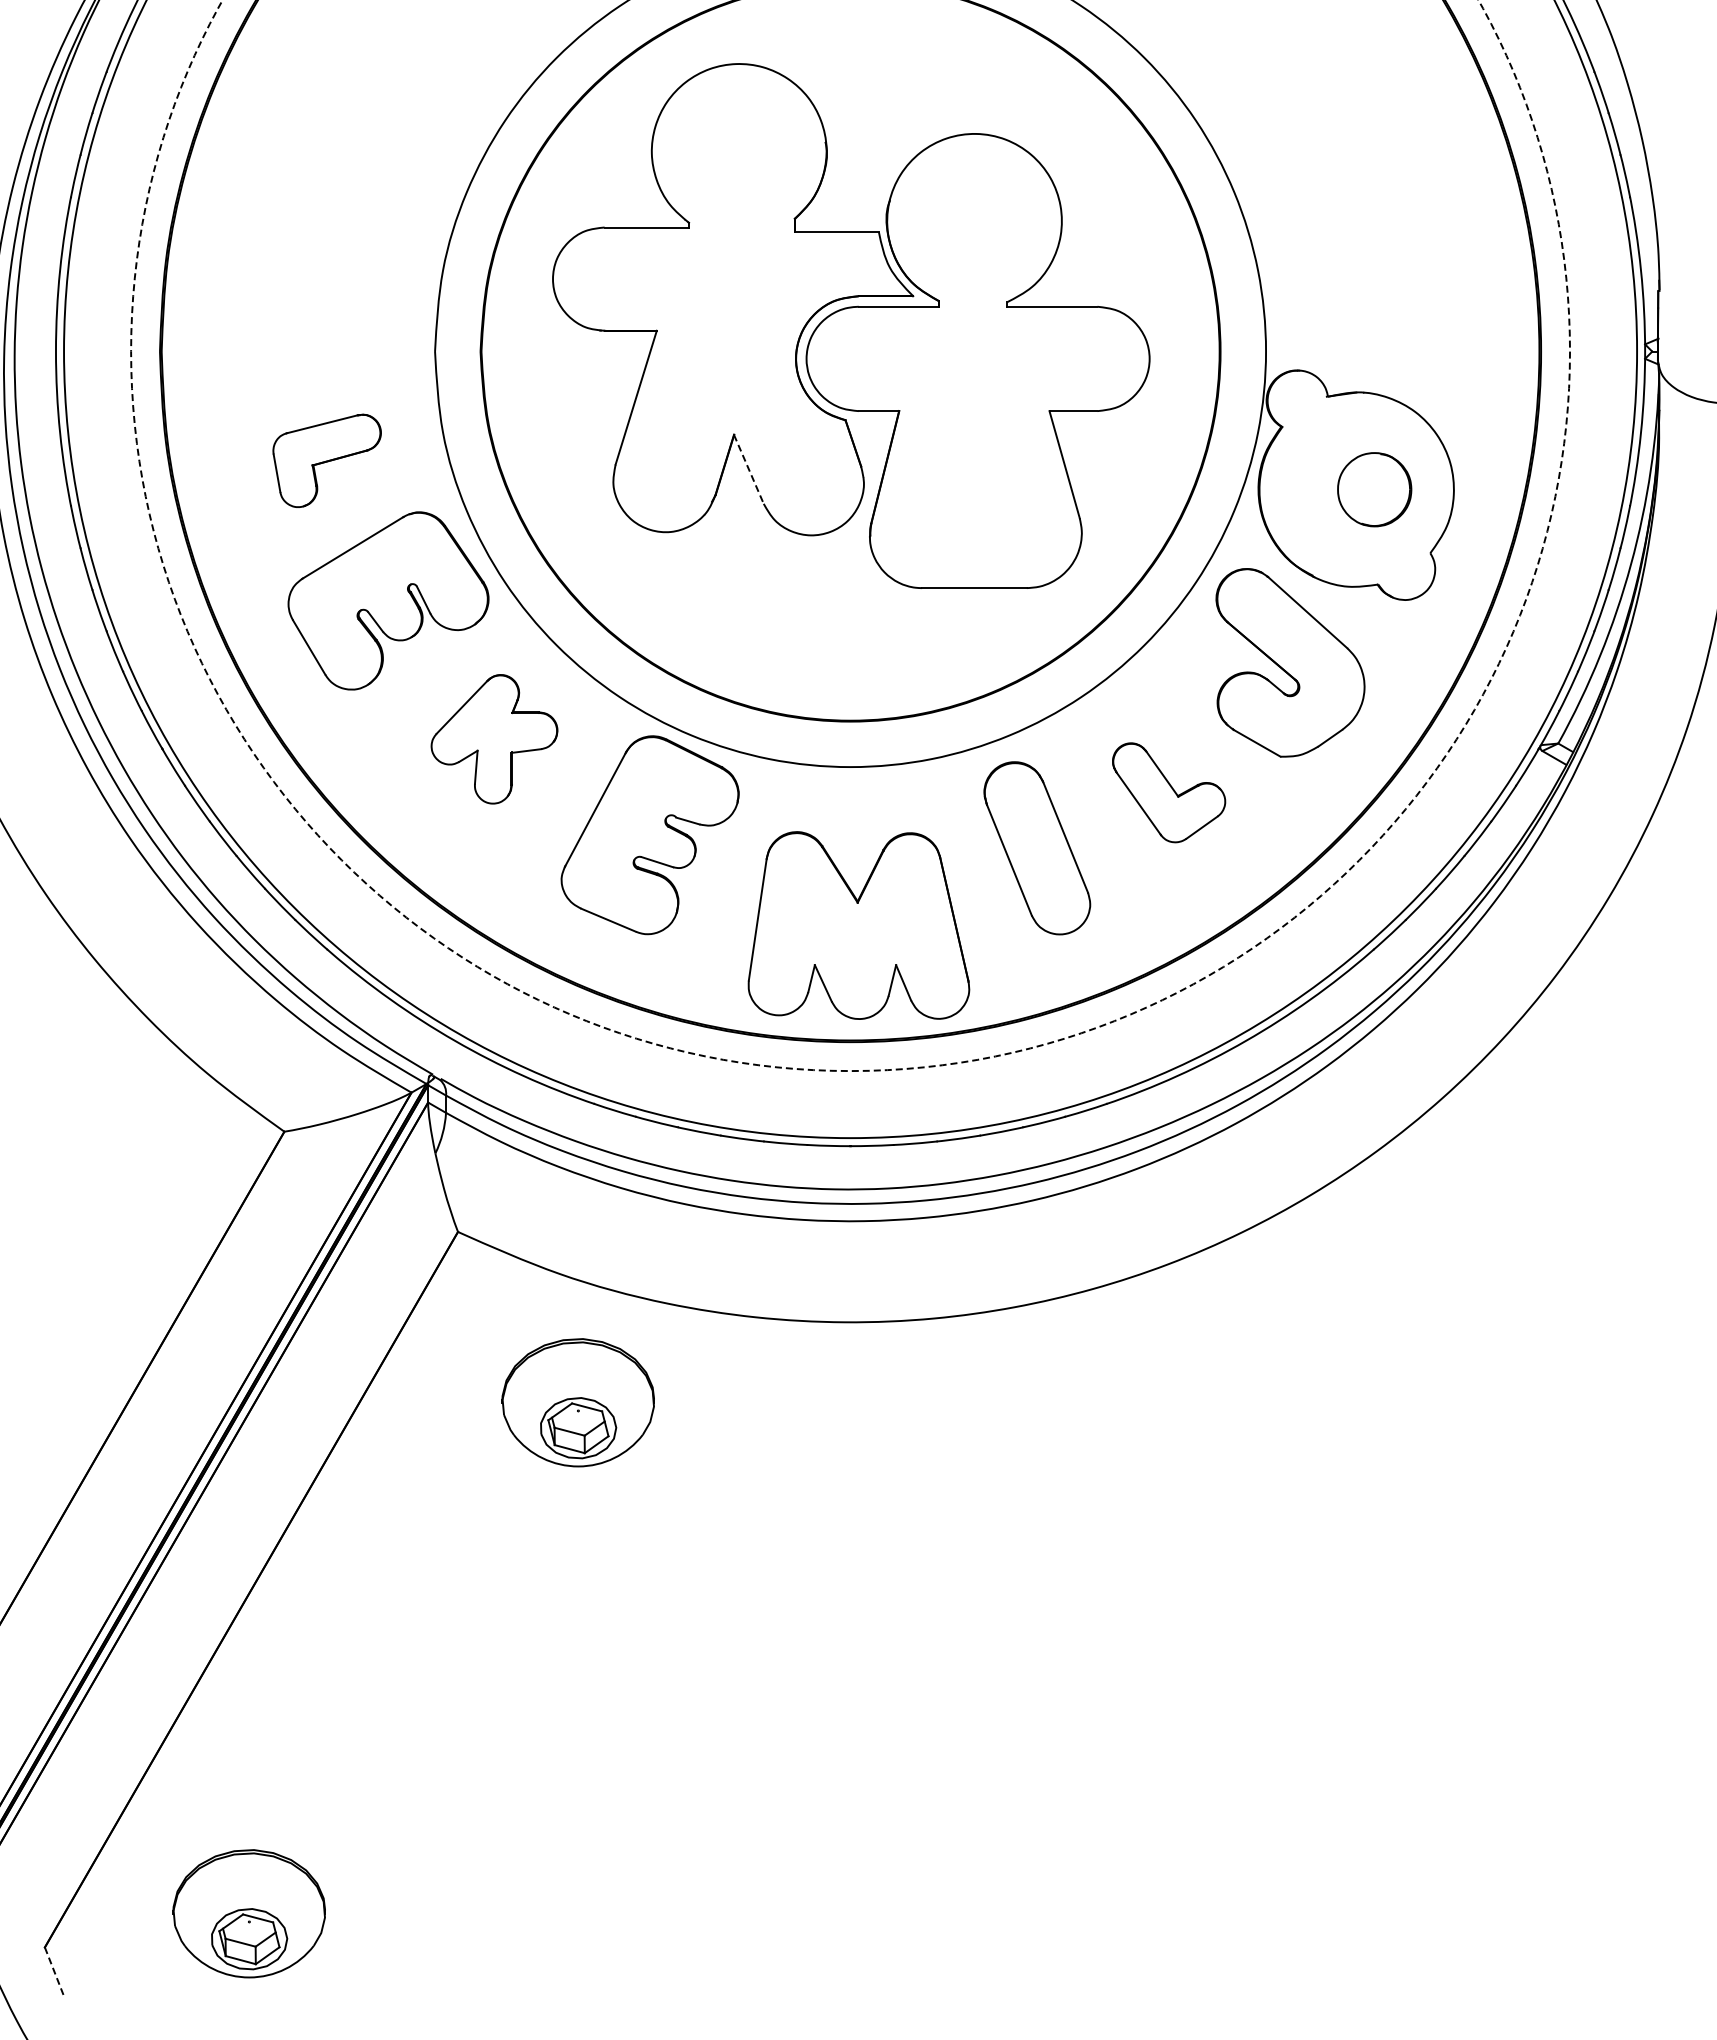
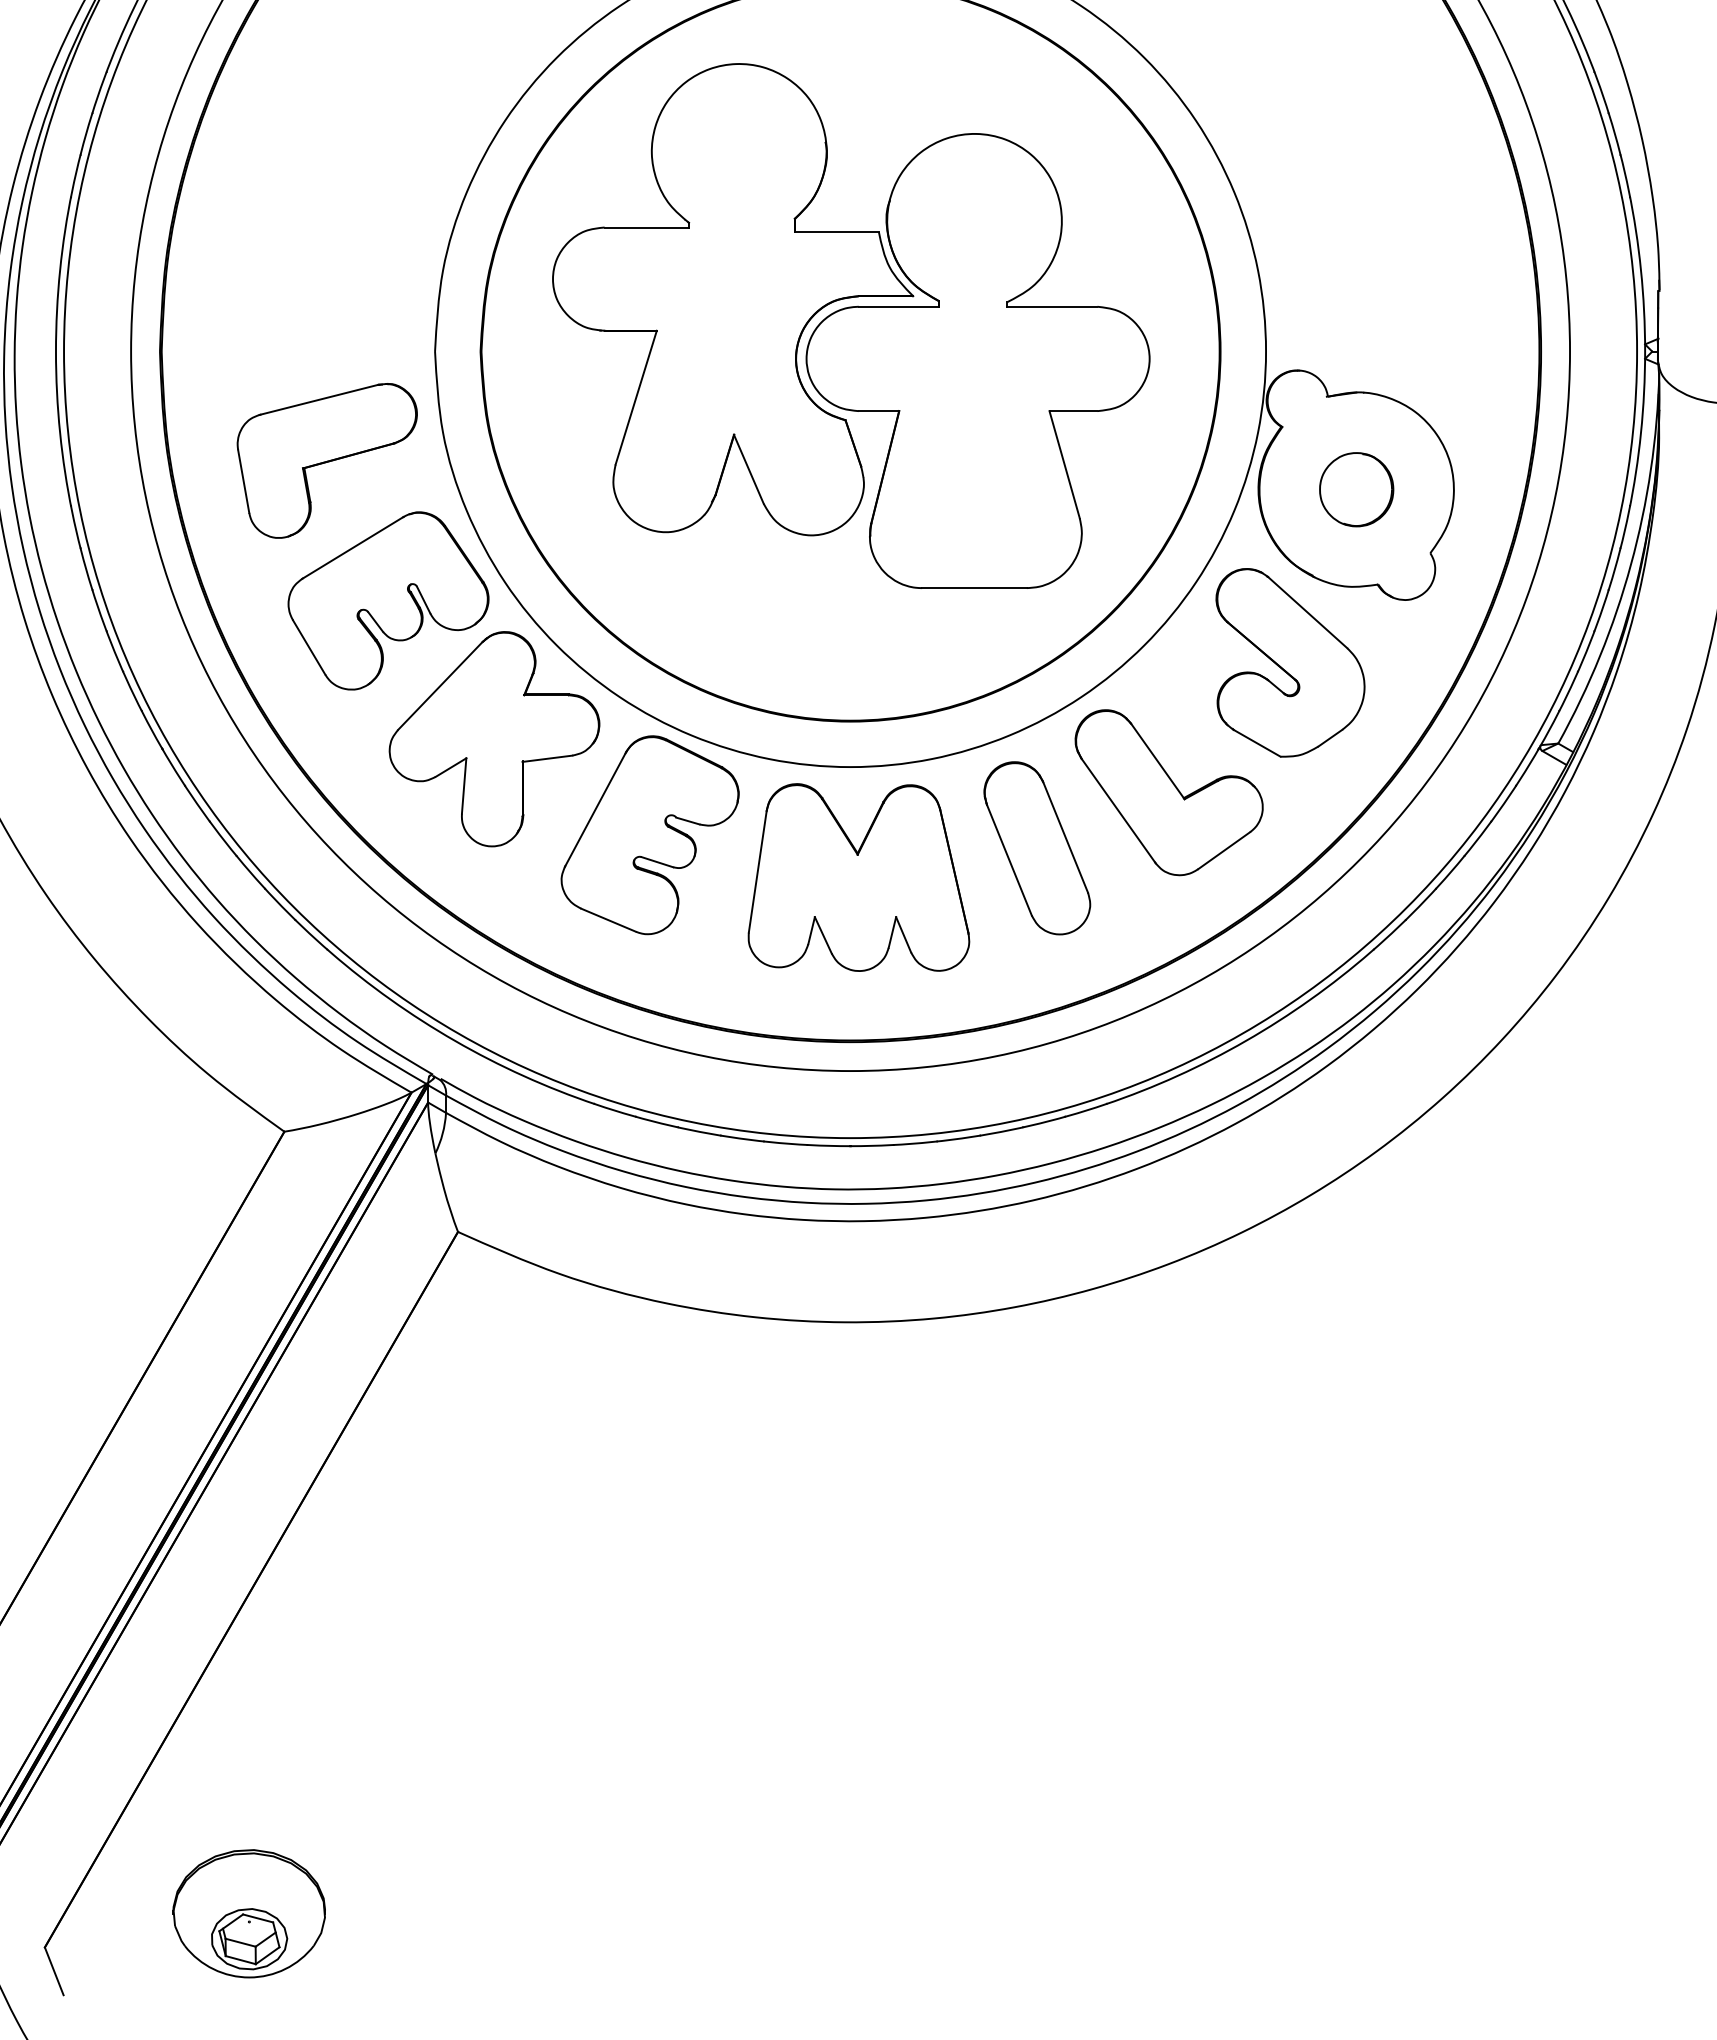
part size: 110x95 px -> 182x156 px (326, 460)
line: dashed -> solid (748, 469)
part position: (1374, 489) -> (1356, 489) (1356, 489)
circle: dashed -> solid (850, 535)
part size: 129x131 px -> 213x217 px (494, 739)
part size: 115x102 px -> 190x168 px (1168, 792)
part position: (858, 925) -> (858, 877) (858, 877)
part: present -> none (577, 1402)
line: dashed -> solid (54, 1972)
